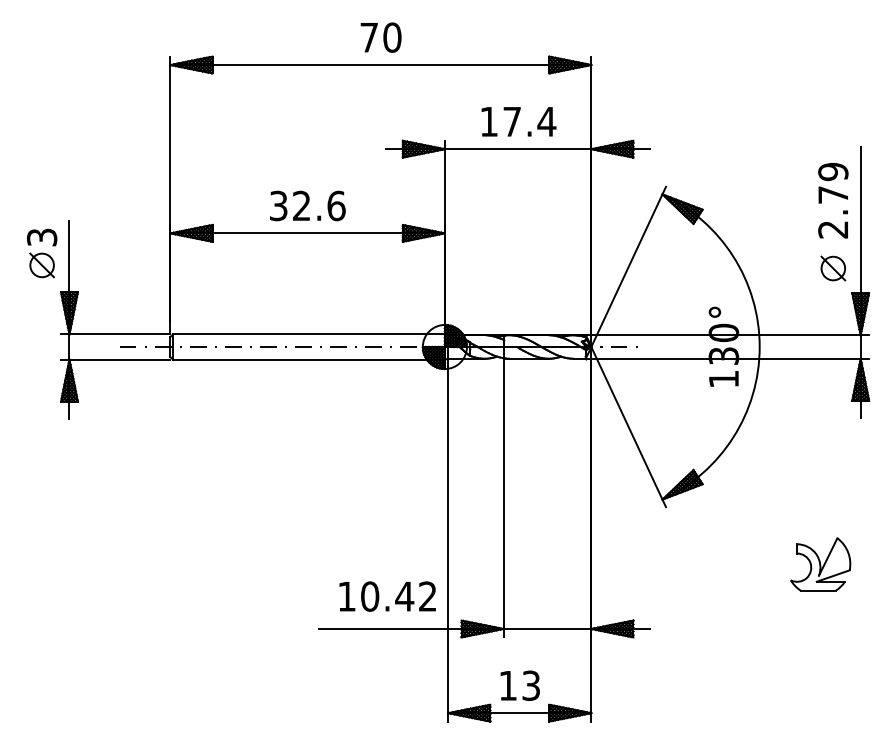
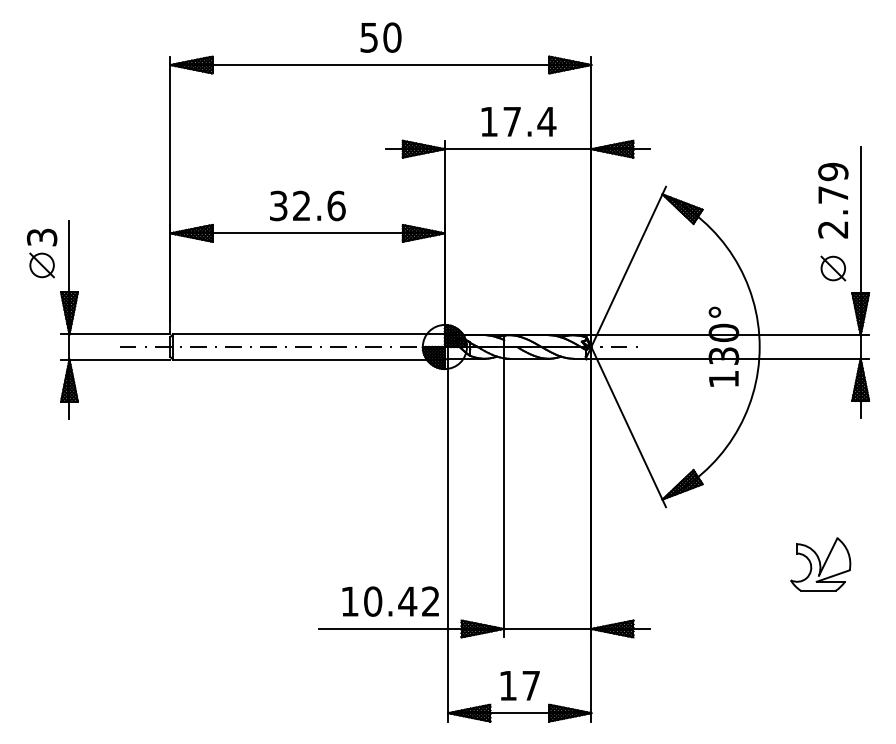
text: 70 -> 50 (368, 37)
text position: (387, 596) -> (390, 601) (390, 601)
text: 13 -> 17 (530, 685)
